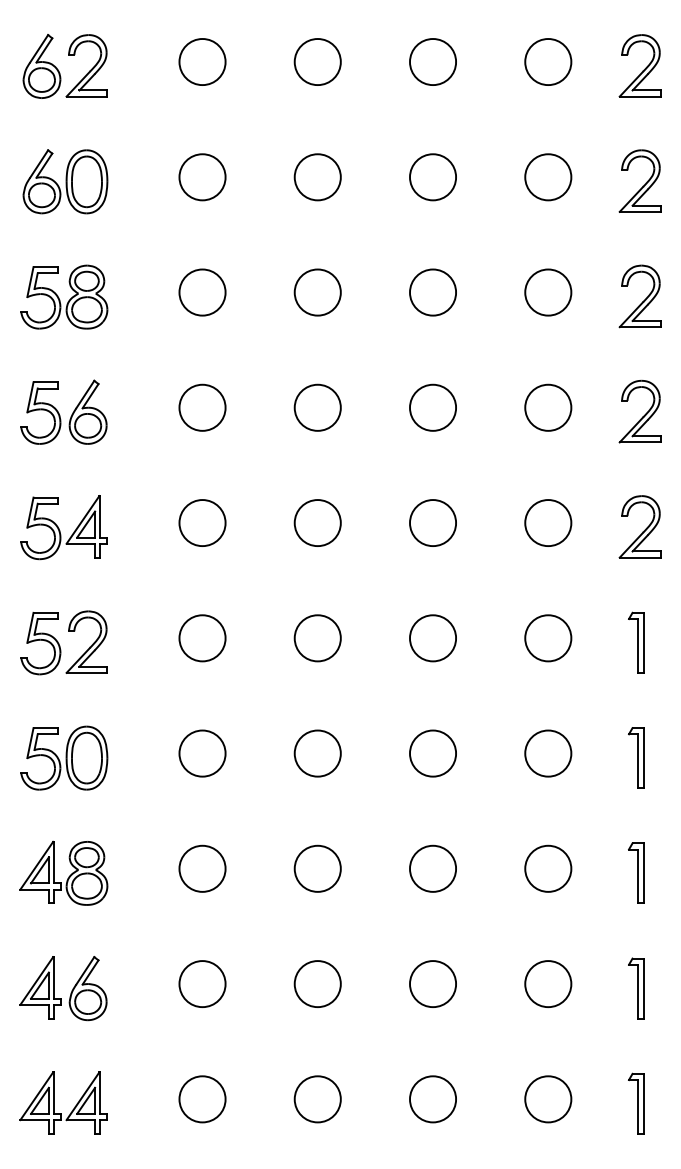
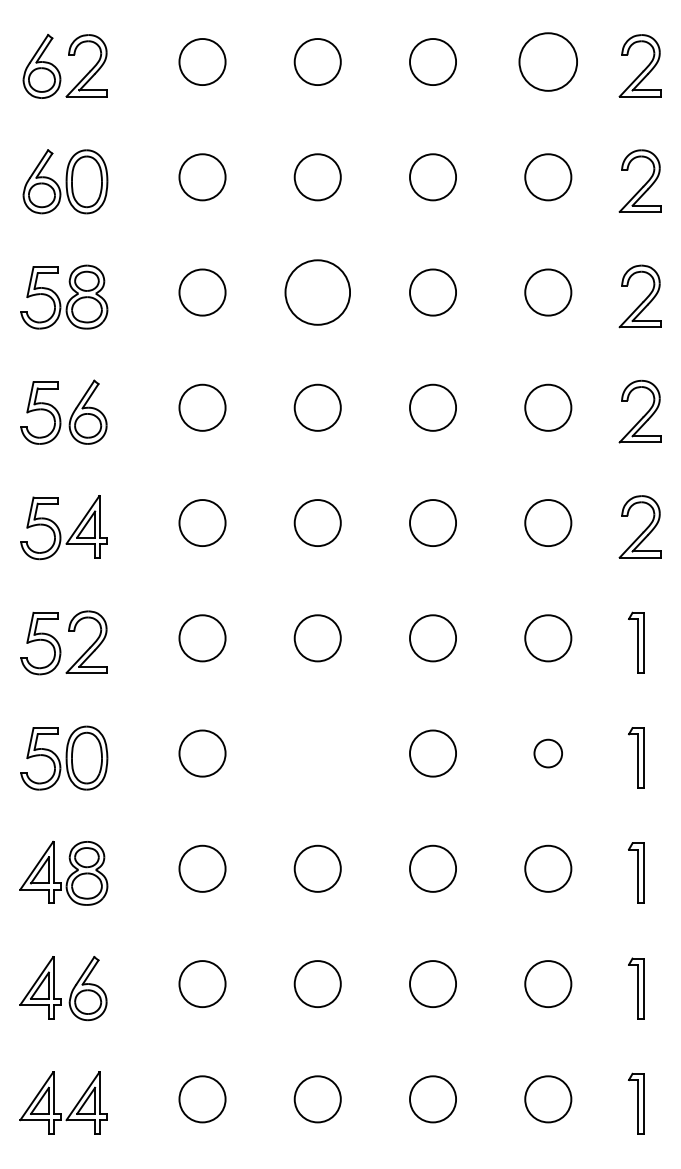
circle diameter: 46 px -> 58 px (548, 61)
circle diameter: 46 px -> 65 px (317, 292)
circle: present -> none (317, 753)
circle diameter: 46 px -> 28 px (548, 753)
